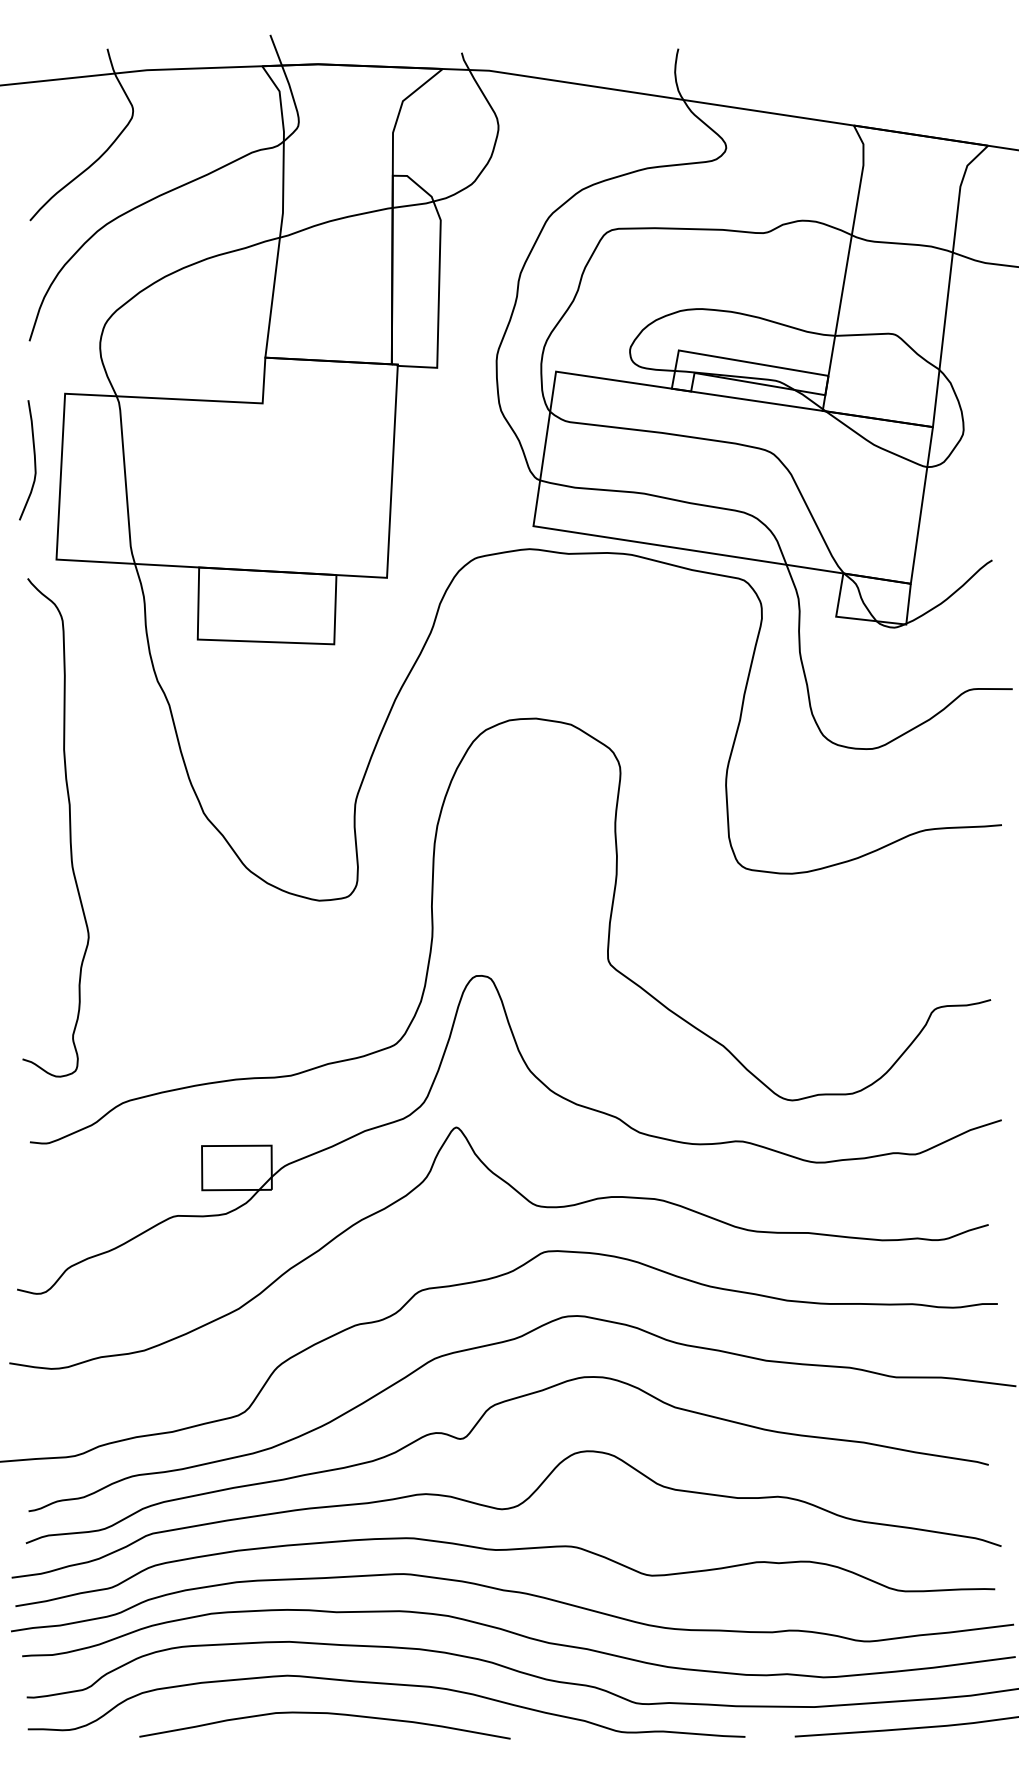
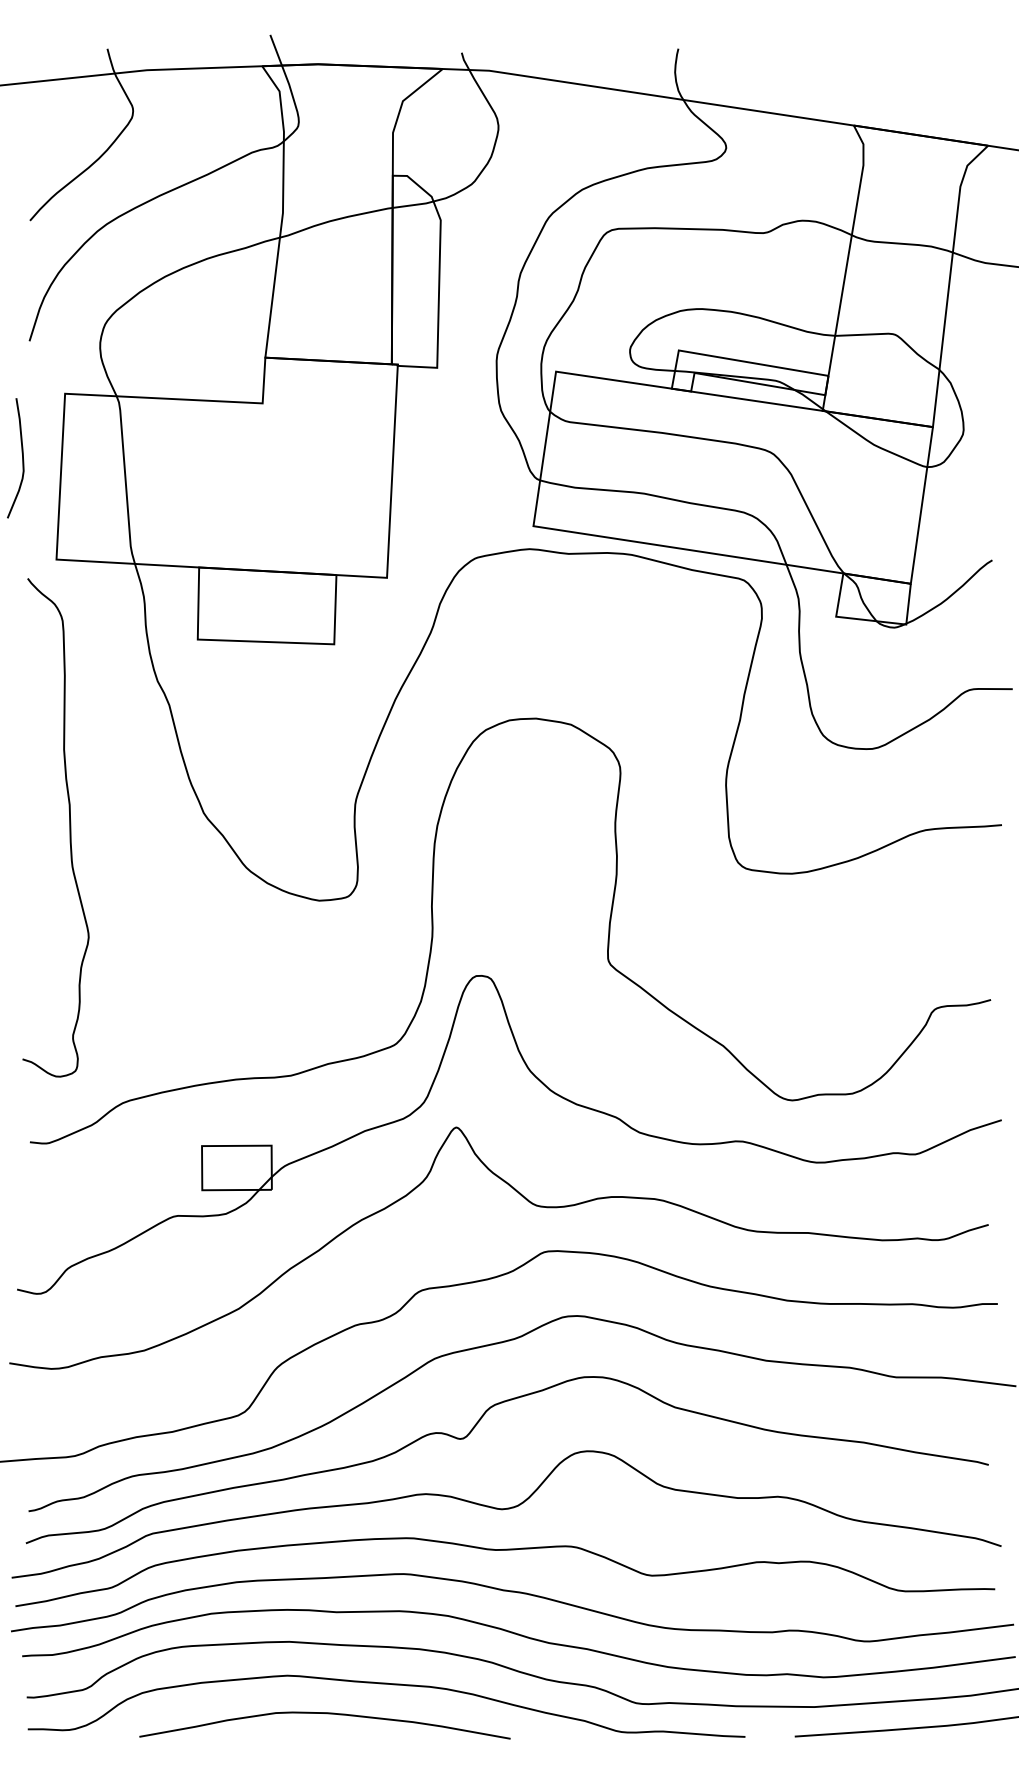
curve position: (34, 460) -> (22, 458) (22, 458)
